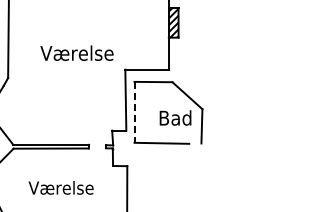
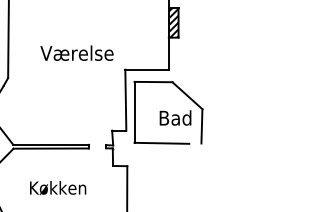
line: dashed -> solid (134, 112)
text: Værelse -> Køkken (60, 188)
